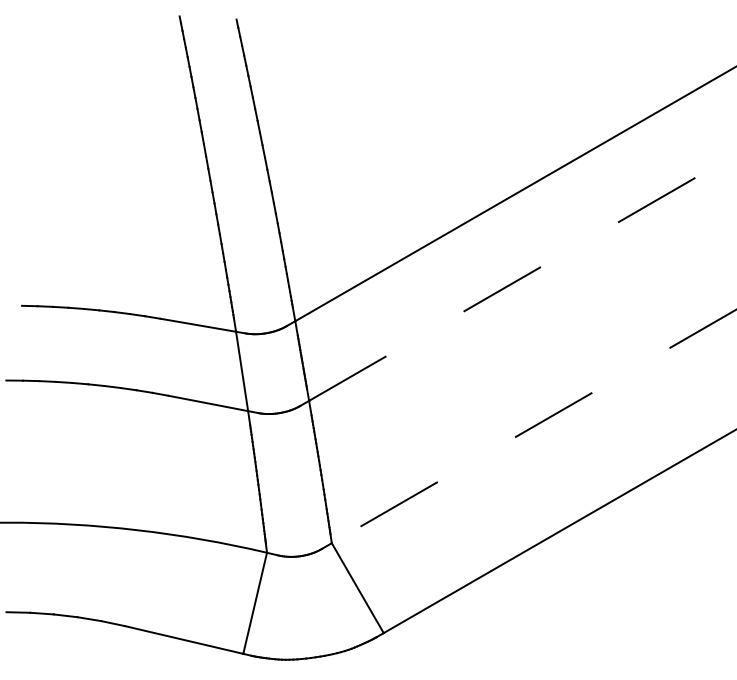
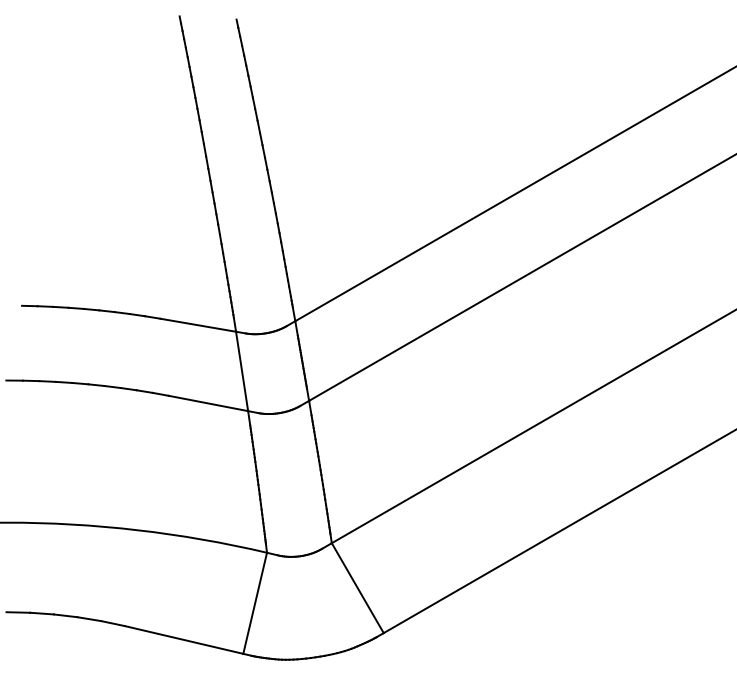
line: dashed -> solid (522, 277)
line: dashed -> solid (534, 426)
